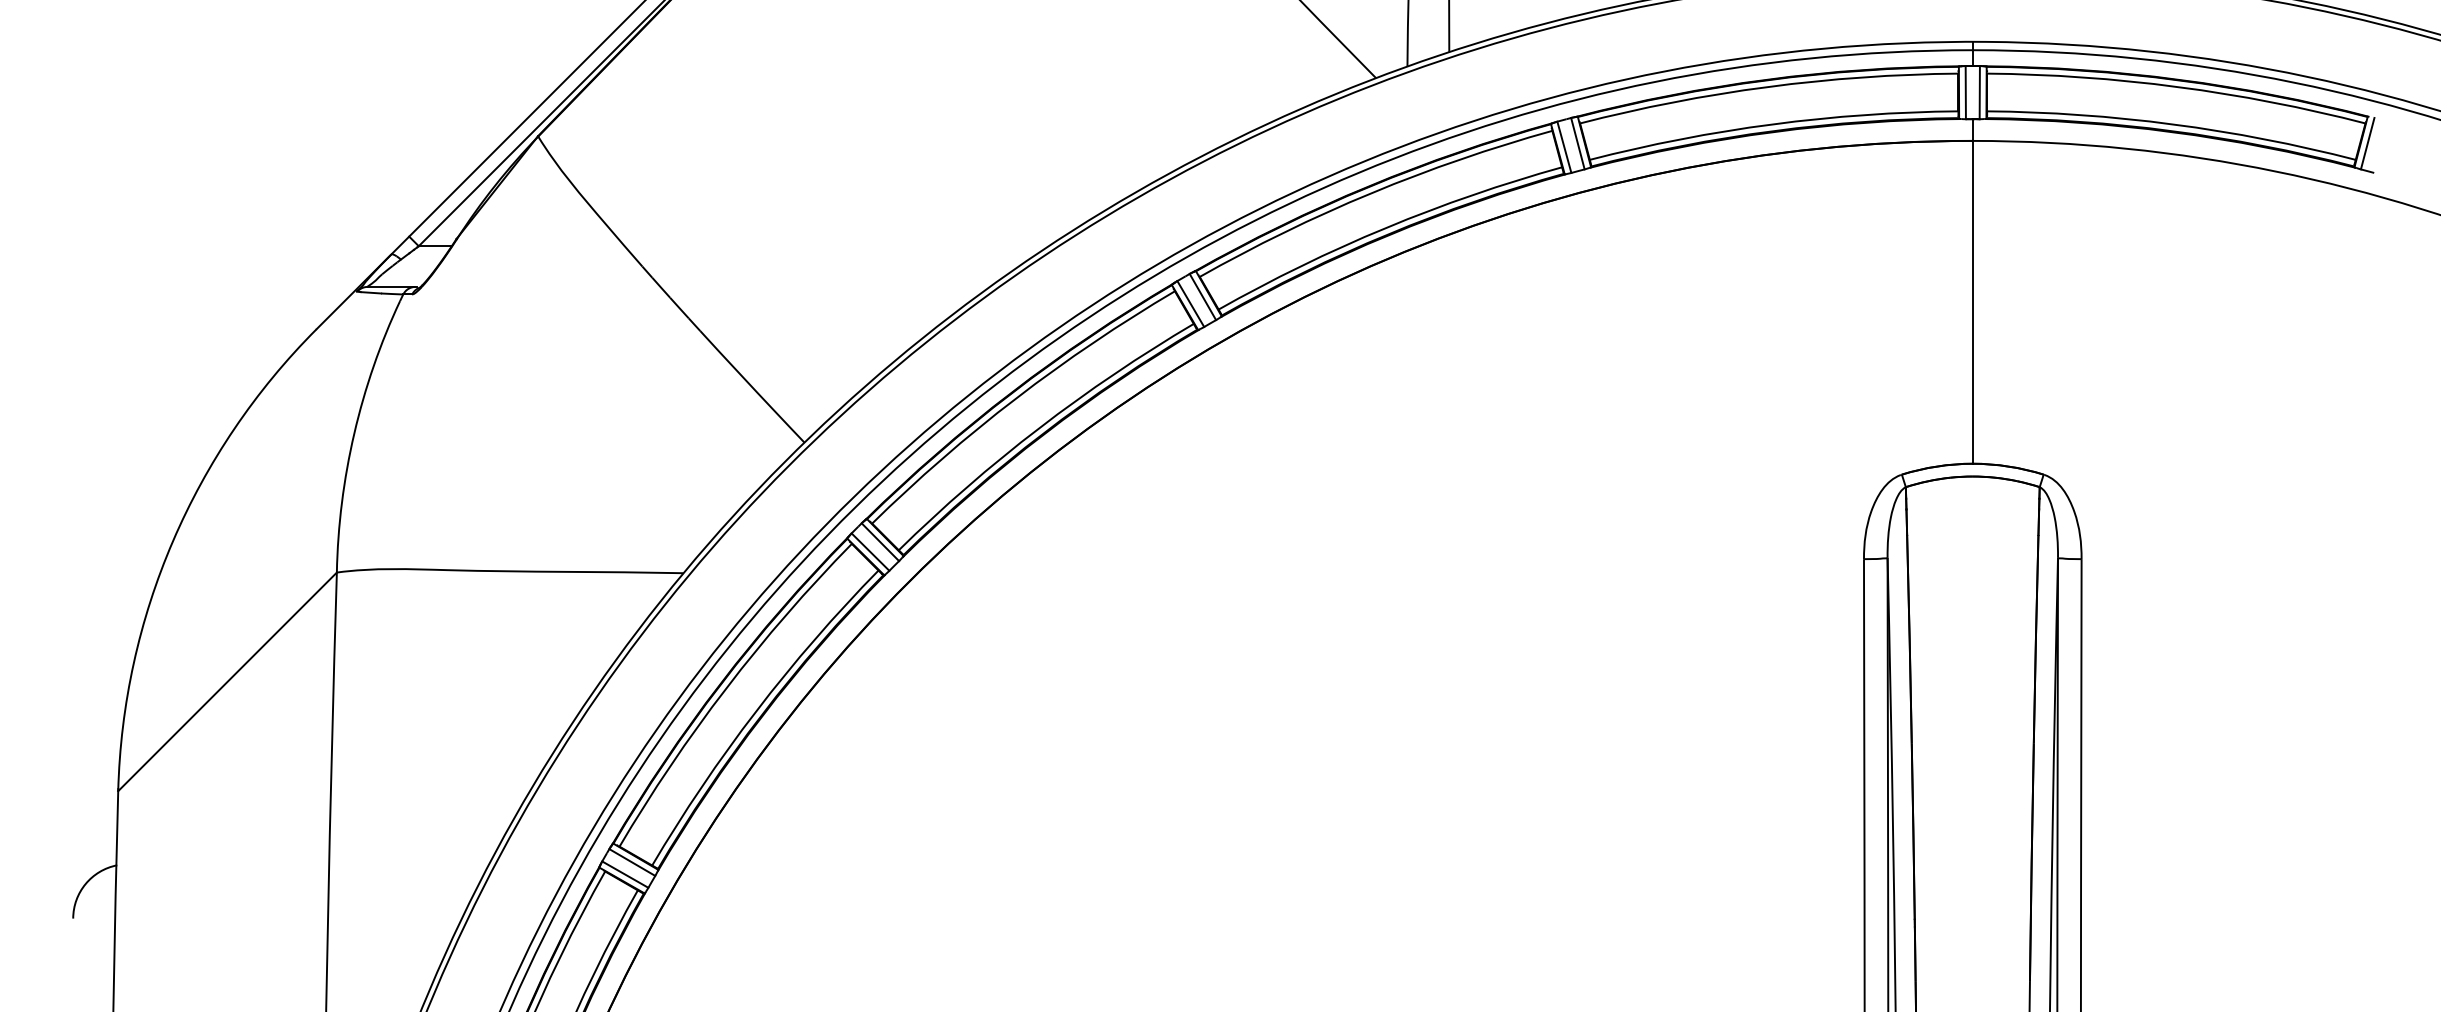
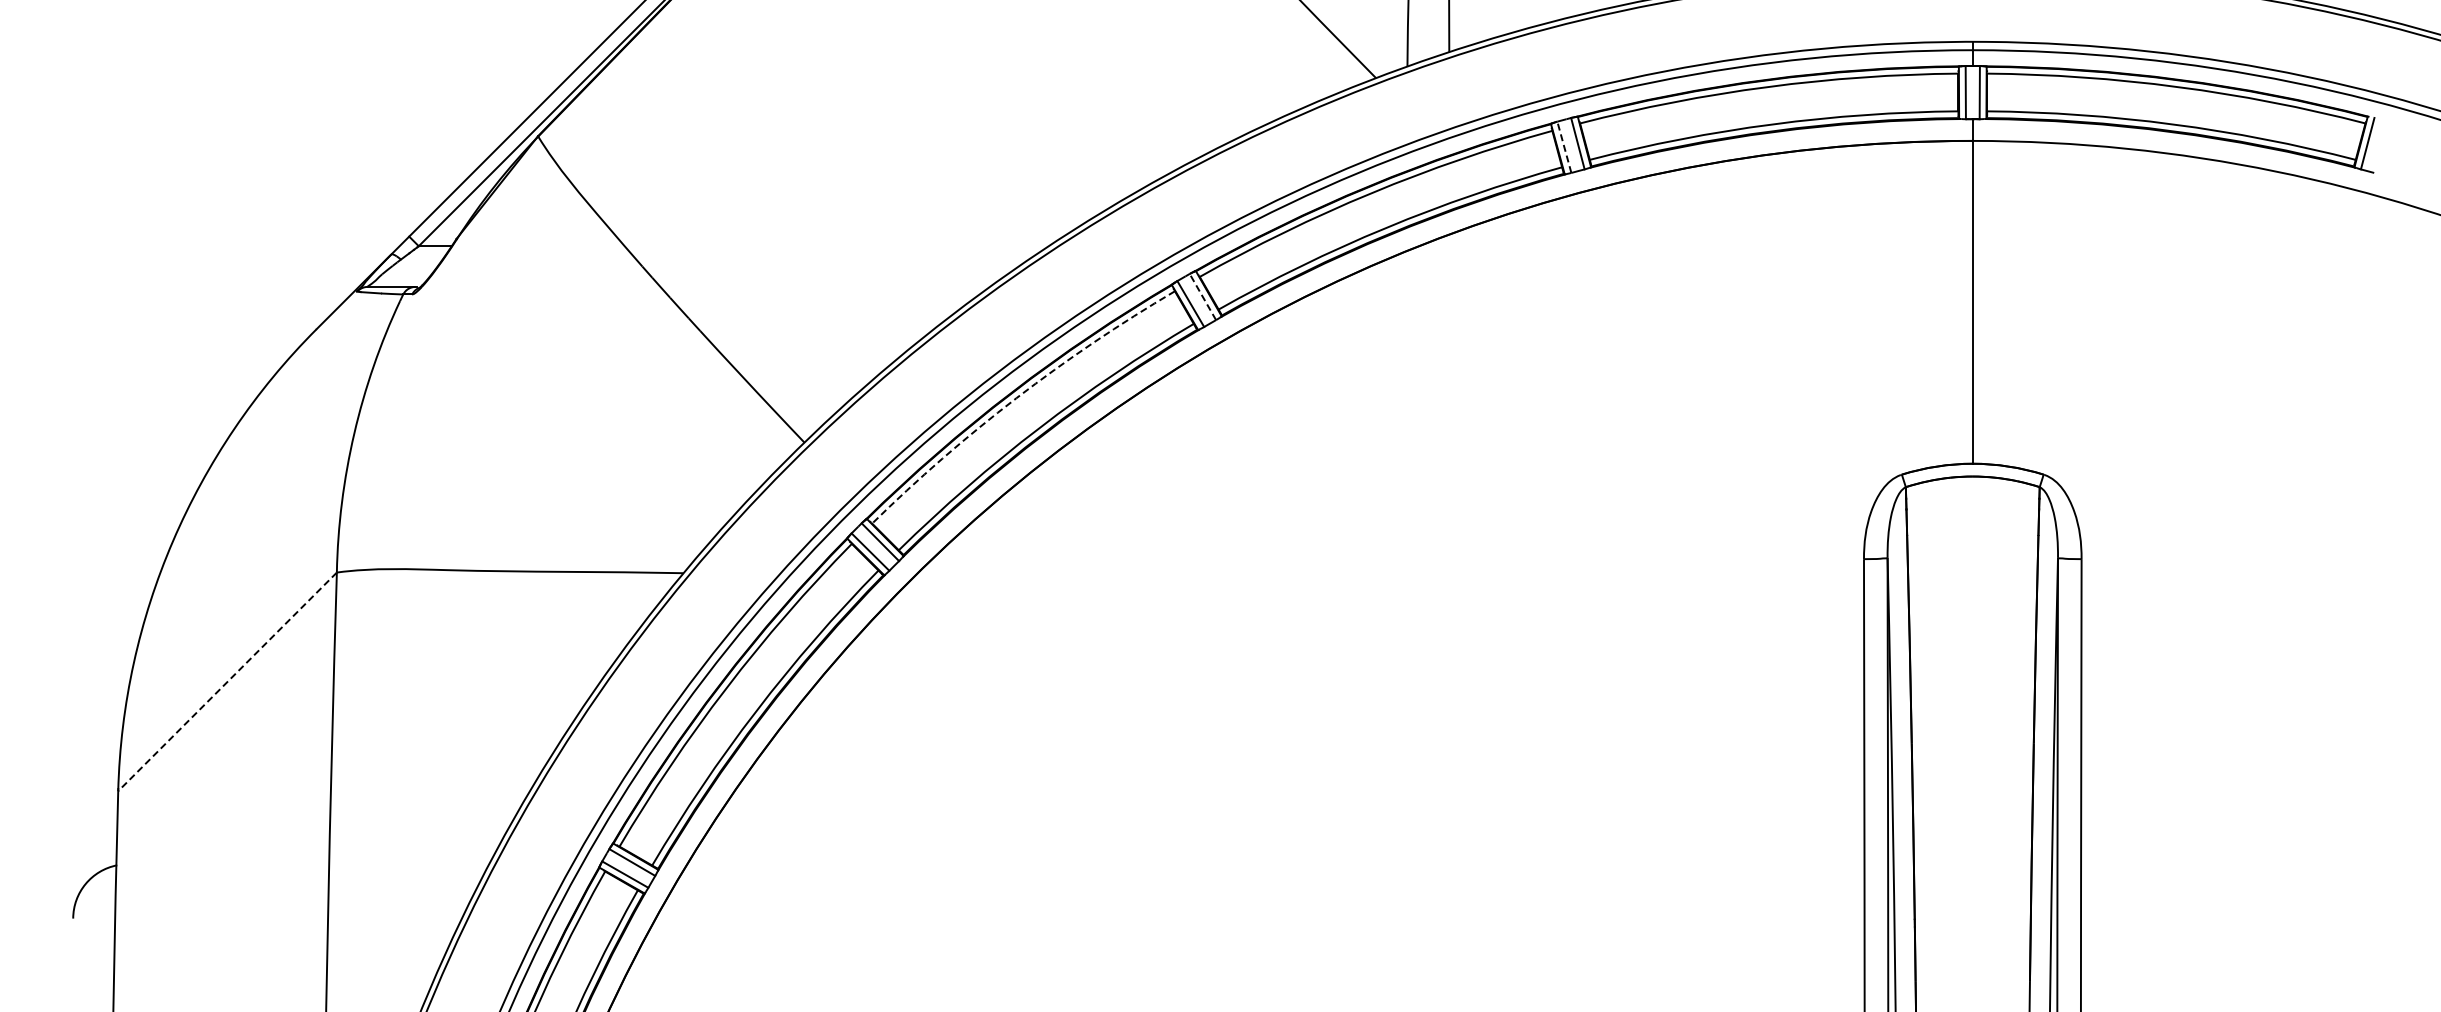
line: solid -> dashed (1564, 147)
line: solid -> dashed (1202, 297)
arc: solid -> dashed (1016, 398)
line: solid -> dashed (227, 681)
